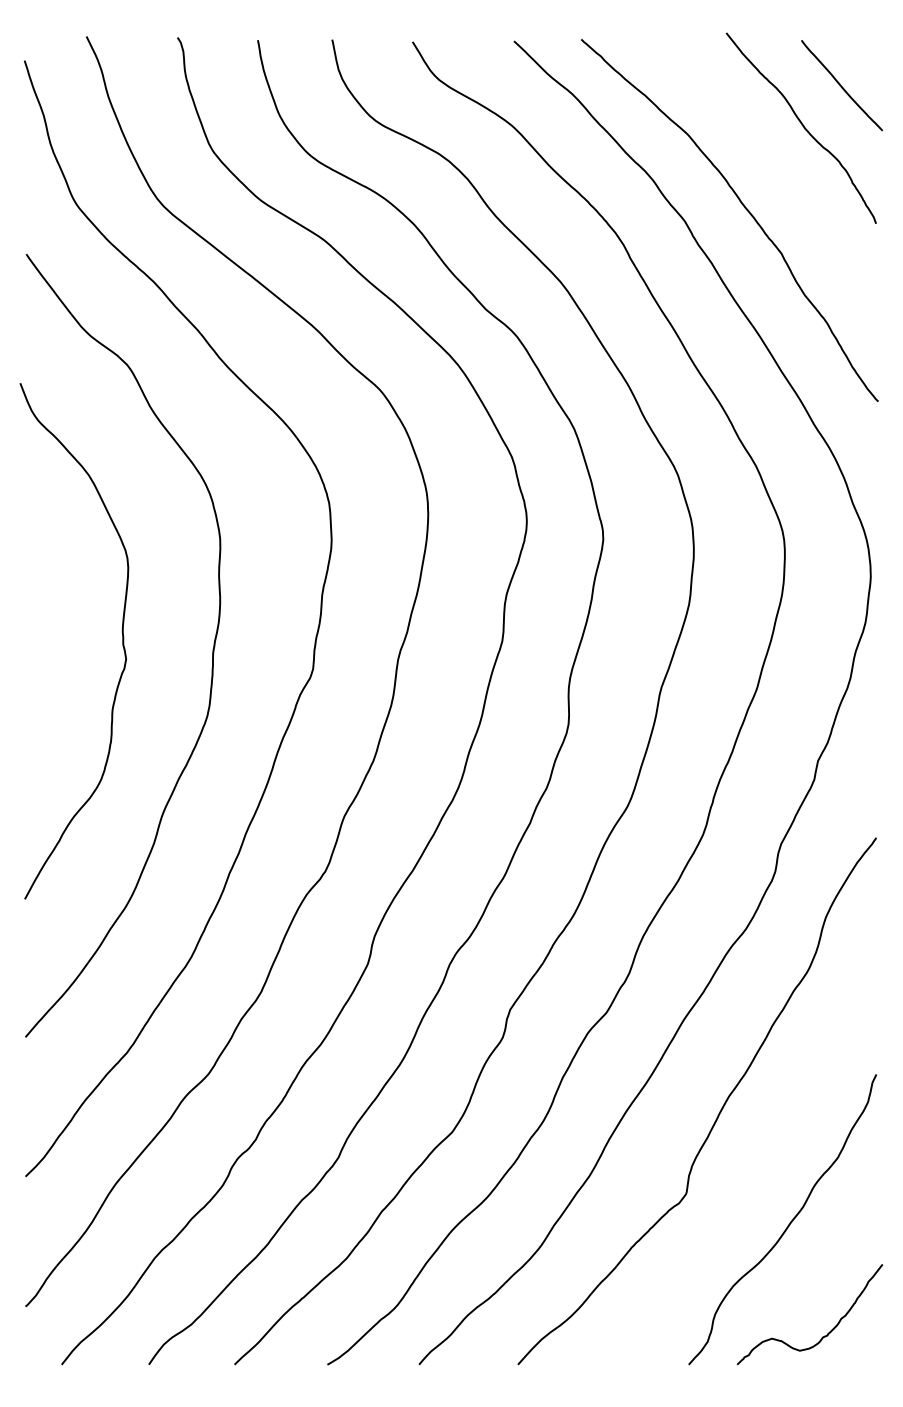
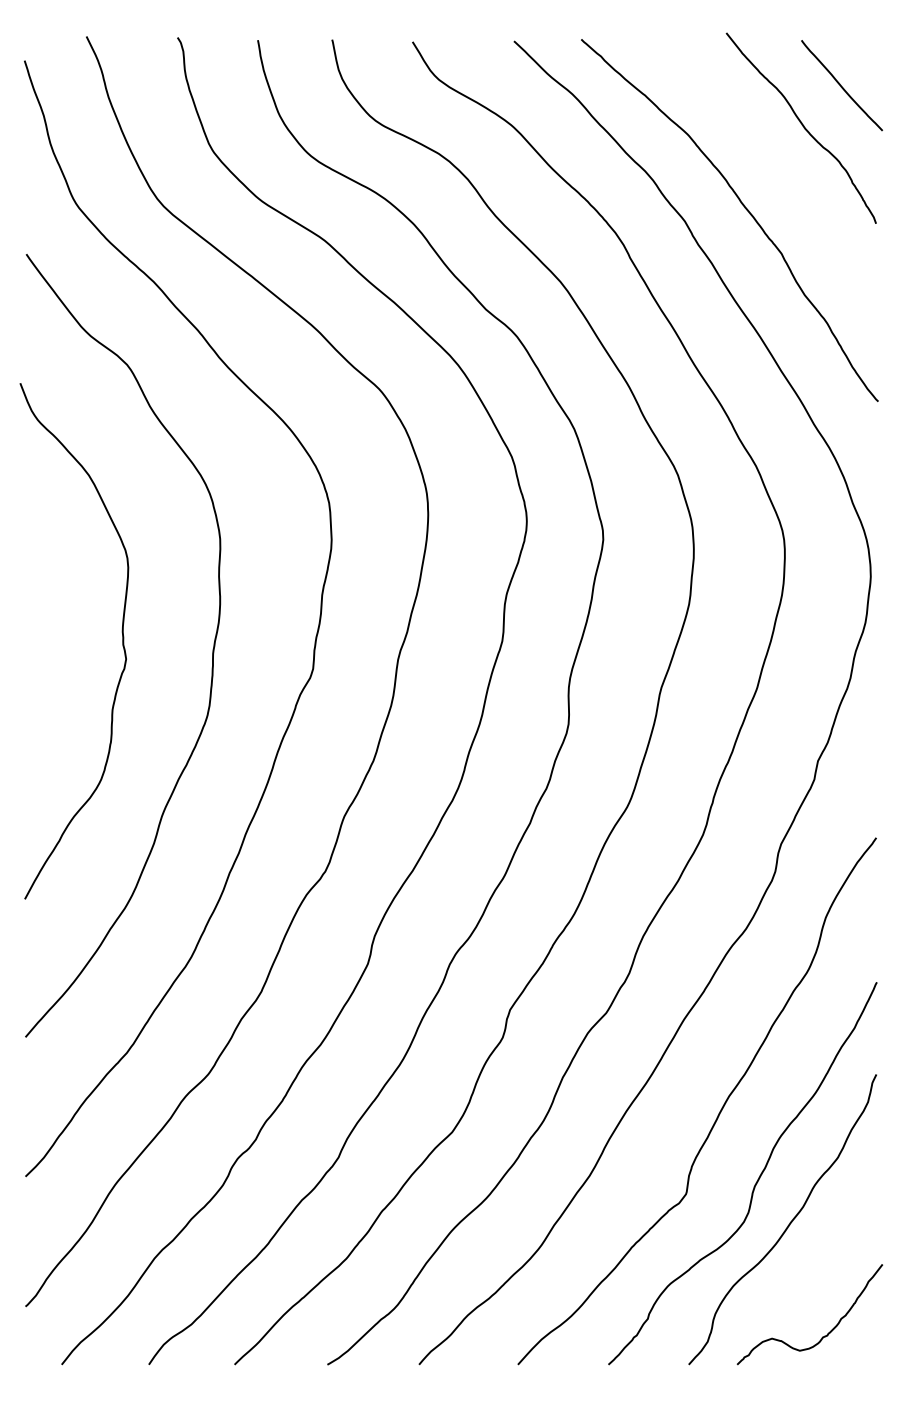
curve: none -> present (755, 1182)
